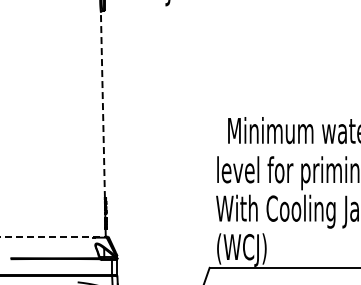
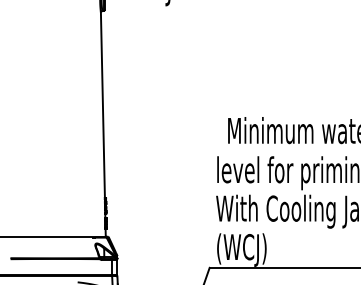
line: dashed -> solid (102, 105)
line: dashed -> solid (53, 236)
